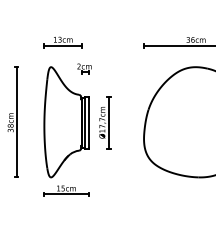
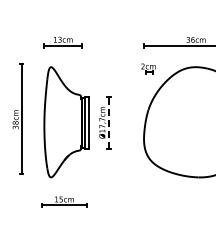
part position: (84, 68) -> (148, 68) (148, 68)
part position: (12, 121) -> (17, 118) (17, 118)
line: solid -> dashed (109, 122)
part position: (66, 190) -> (64, 201) (64, 201)
